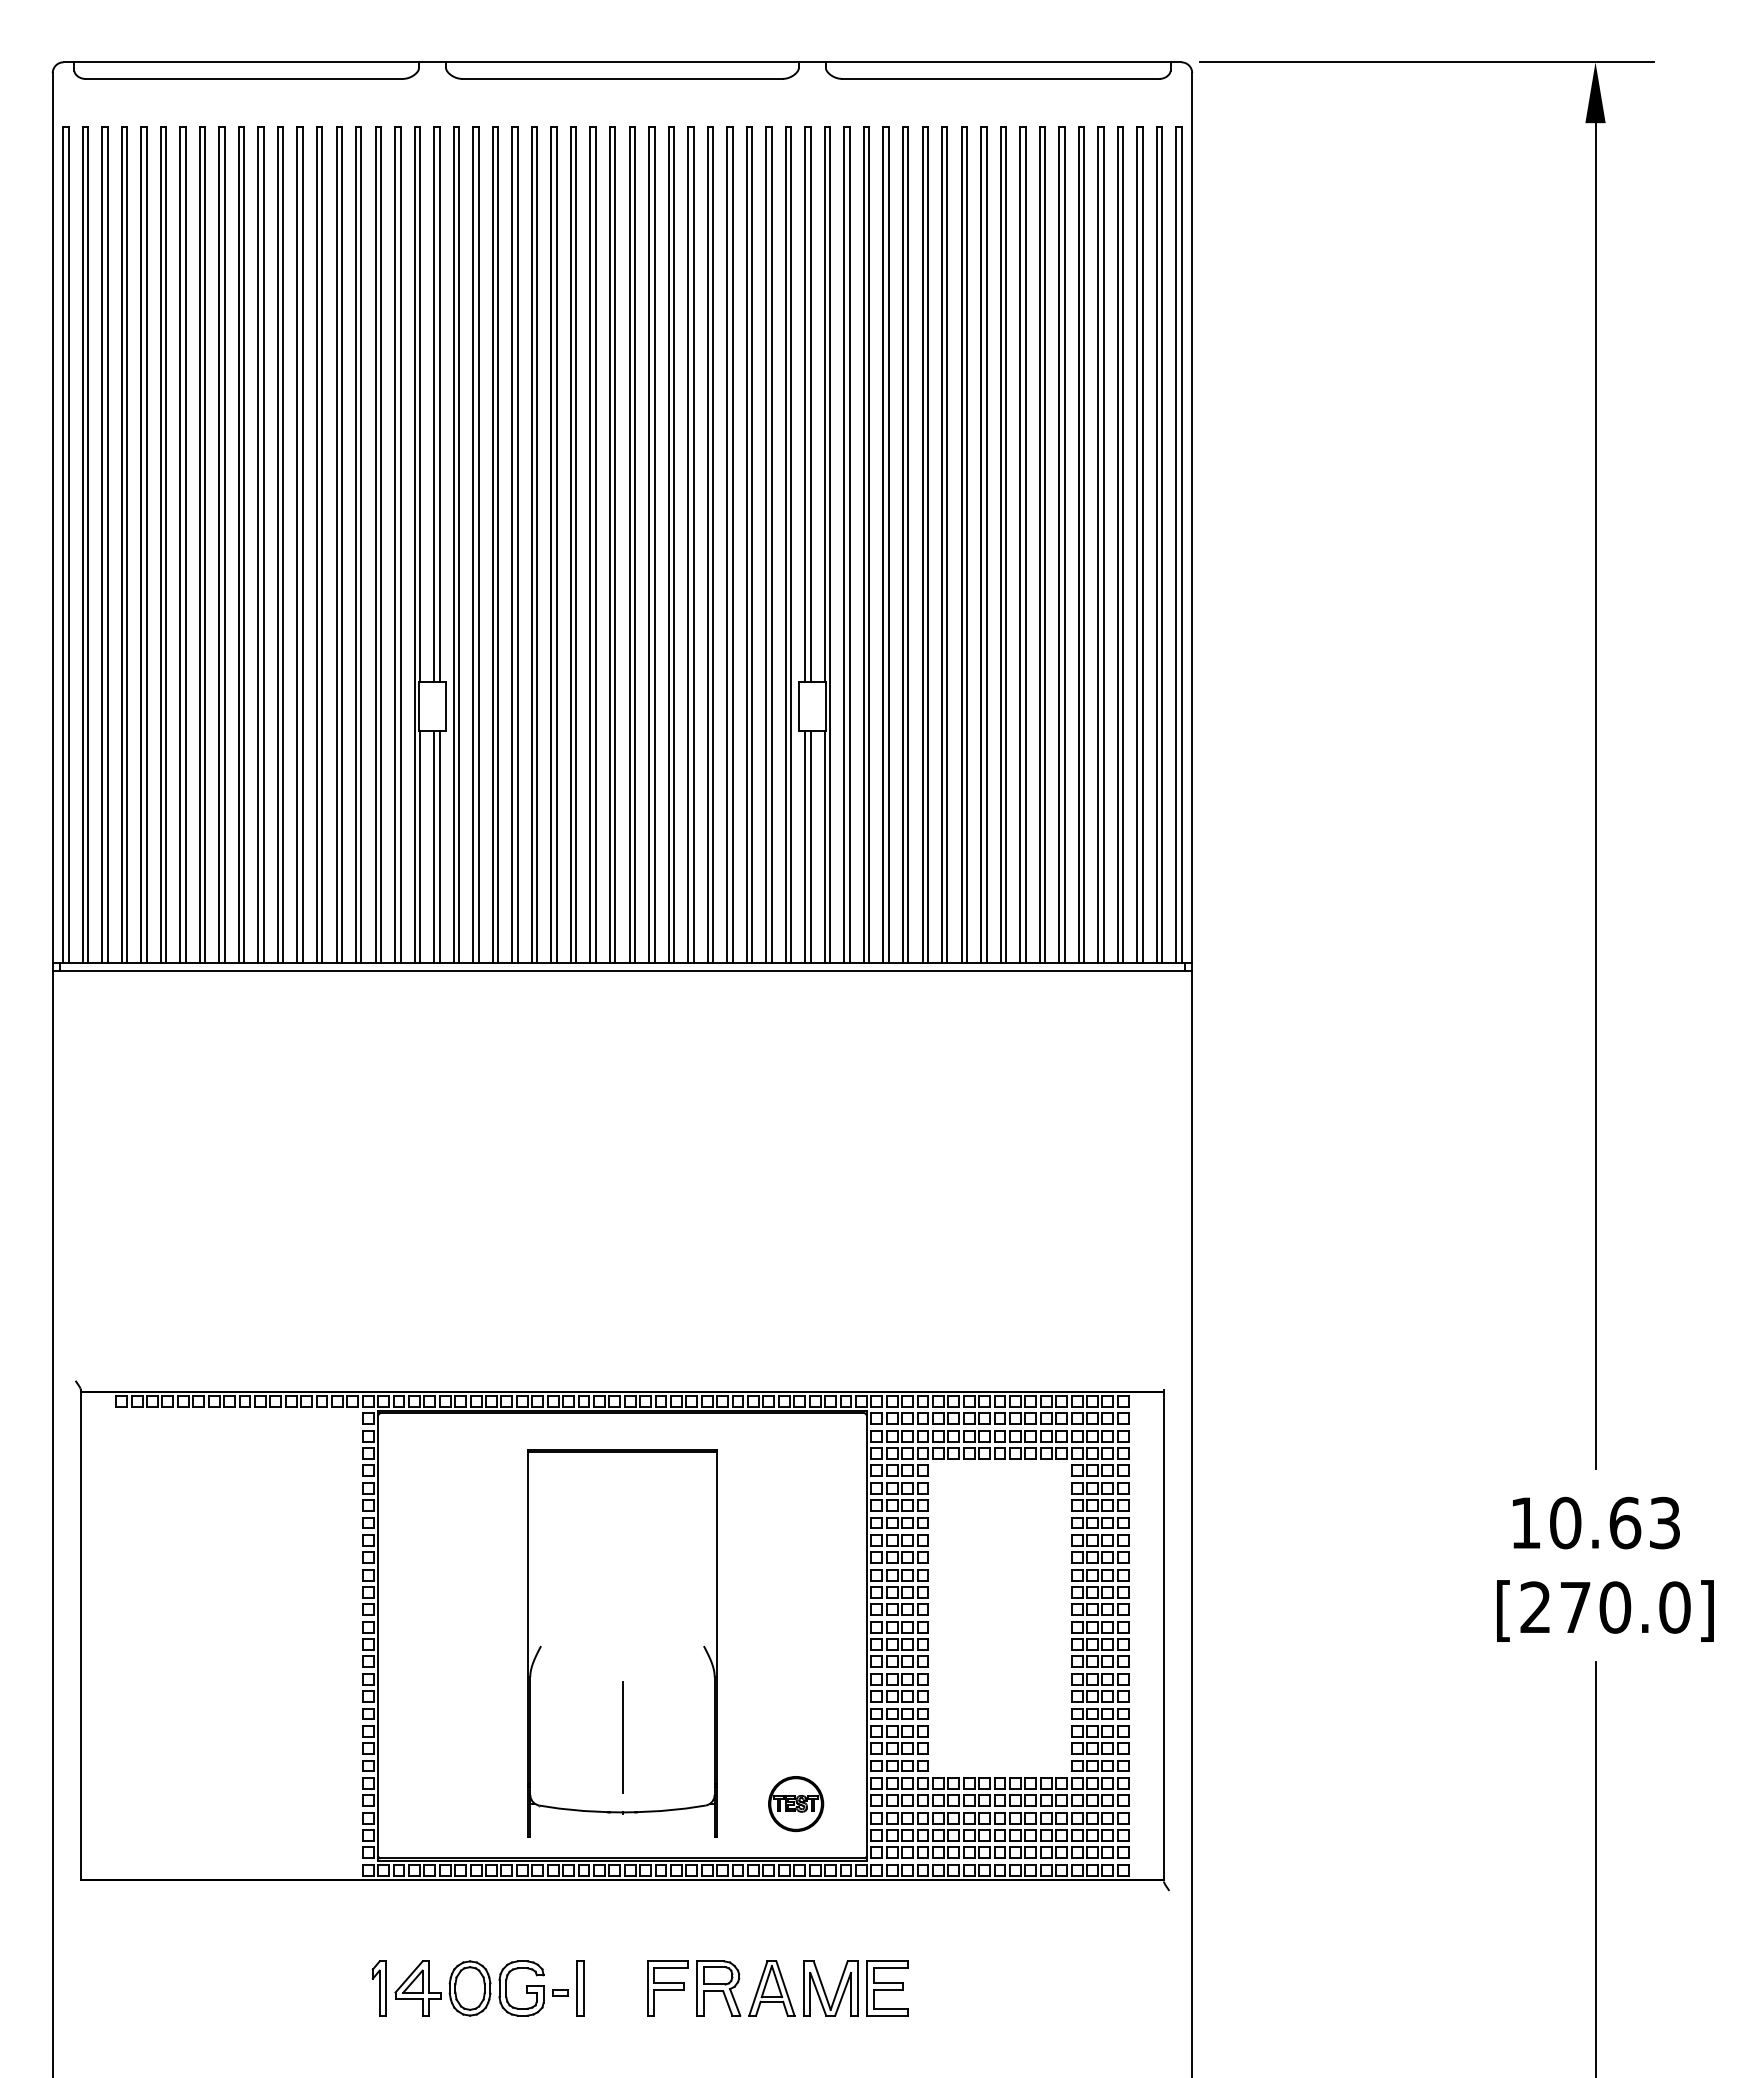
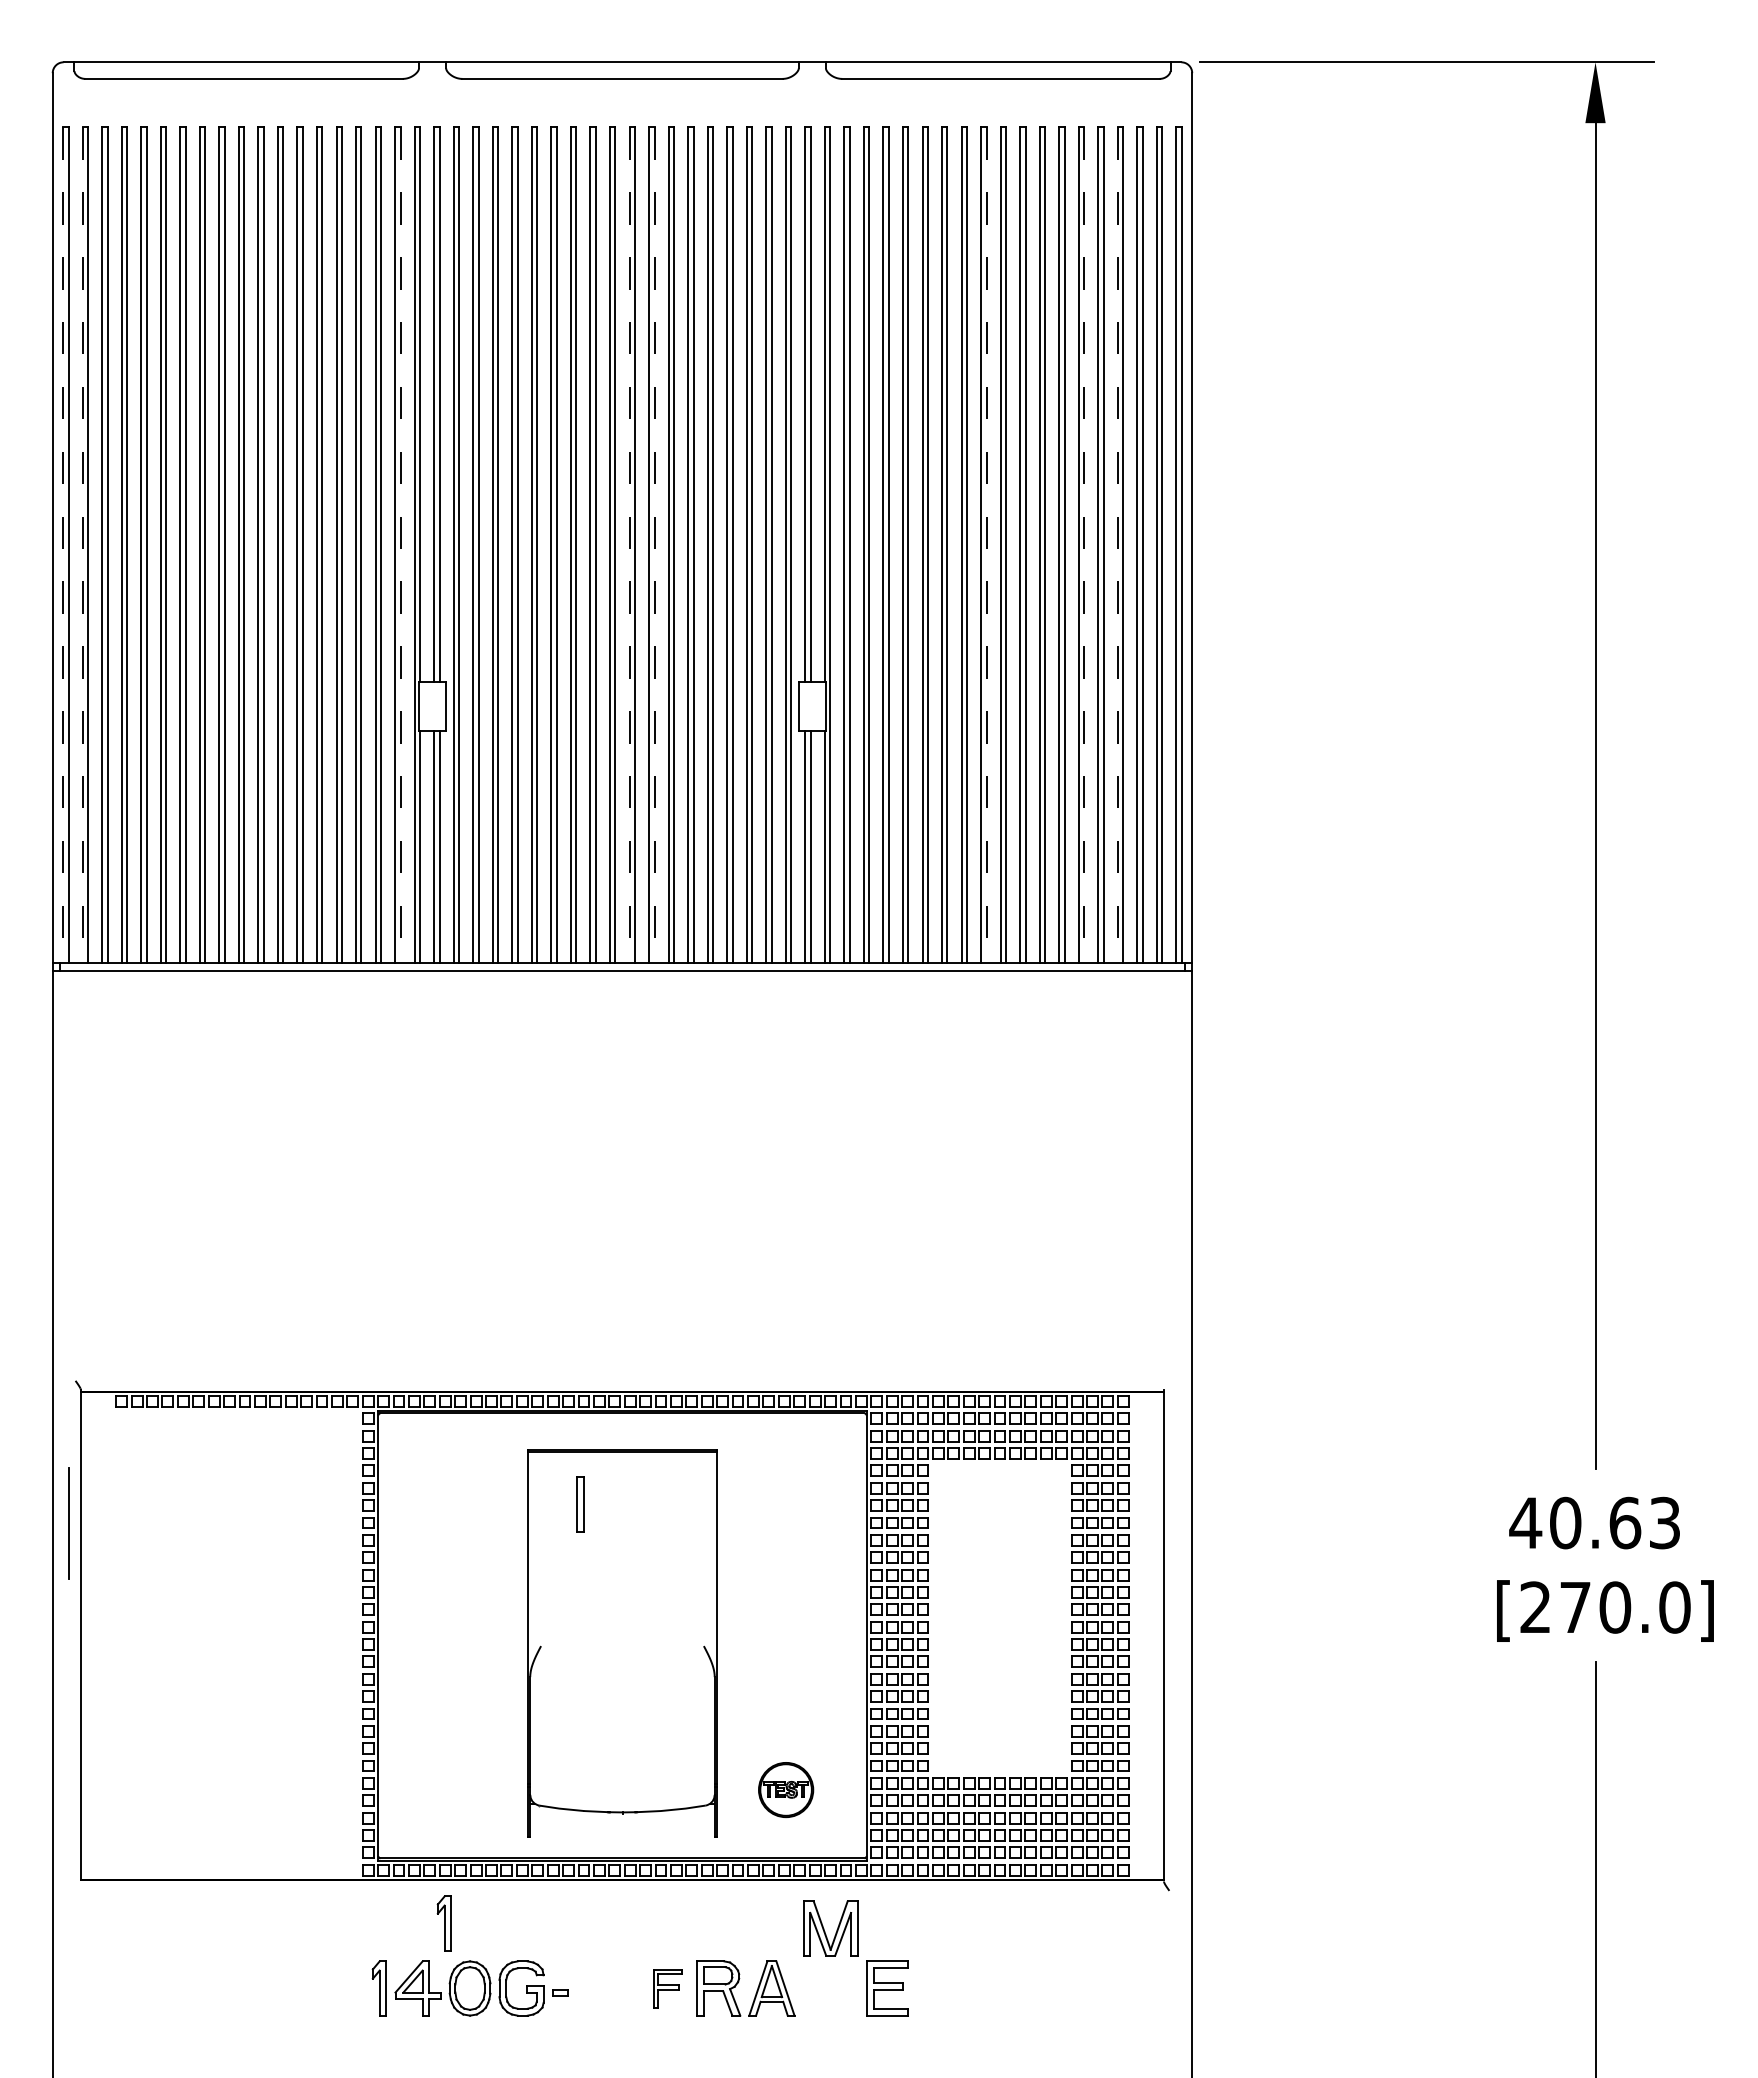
line: solid -> dashed (63, 545)
line: solid -> dashed (82, 545)
line: solid -> dashed (400, 545)
line: solid -> dashed (629, 545)
line: solid -> dashed (654, 545)
line: solid -> dashed (986, 545)
line: solid -> dashed (1084, 545)
line: solid -> dashed (1117, 545)
text: 10.63 -> 40.63 (1525, 1522)
line position: (622, 1737) -> (68, 1523) (68, 1523)
part position: (796, 1804) -> (786, 1790) (786, 1790)
part: none -> present (443, 1923)
part position: (580, 1988) -> (580, 1504) (580, 1504)
part size: 42x57 px -> 30x40 px (667, 1988)
part position: (830, 1988) -> (830, 1928) (830, 1928)
